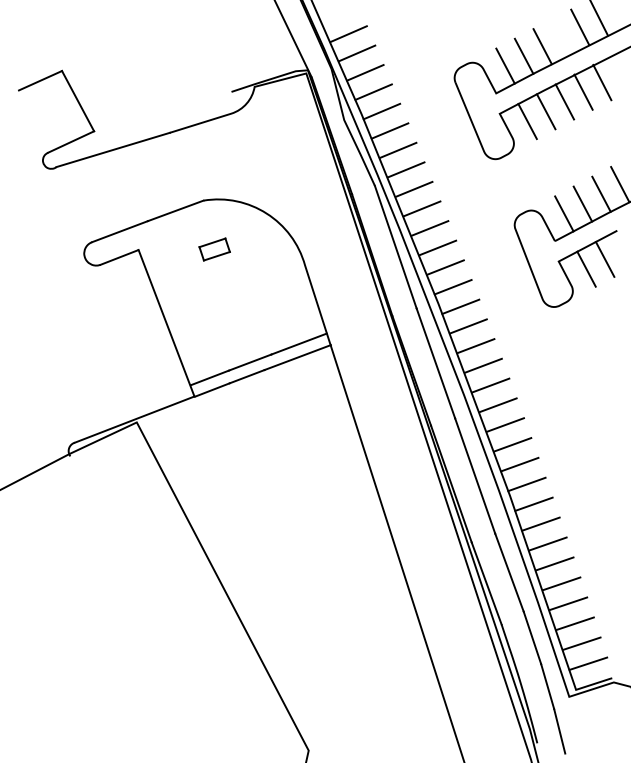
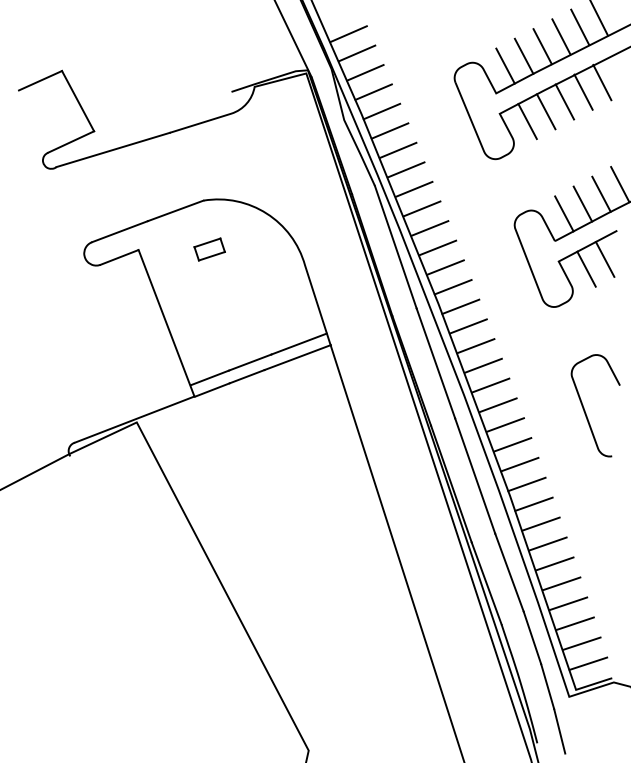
line: none -> present (561, 36)
part position: (214, 249) -> (209, 249) (209, 249)
curve: none -> present (584, 407)
